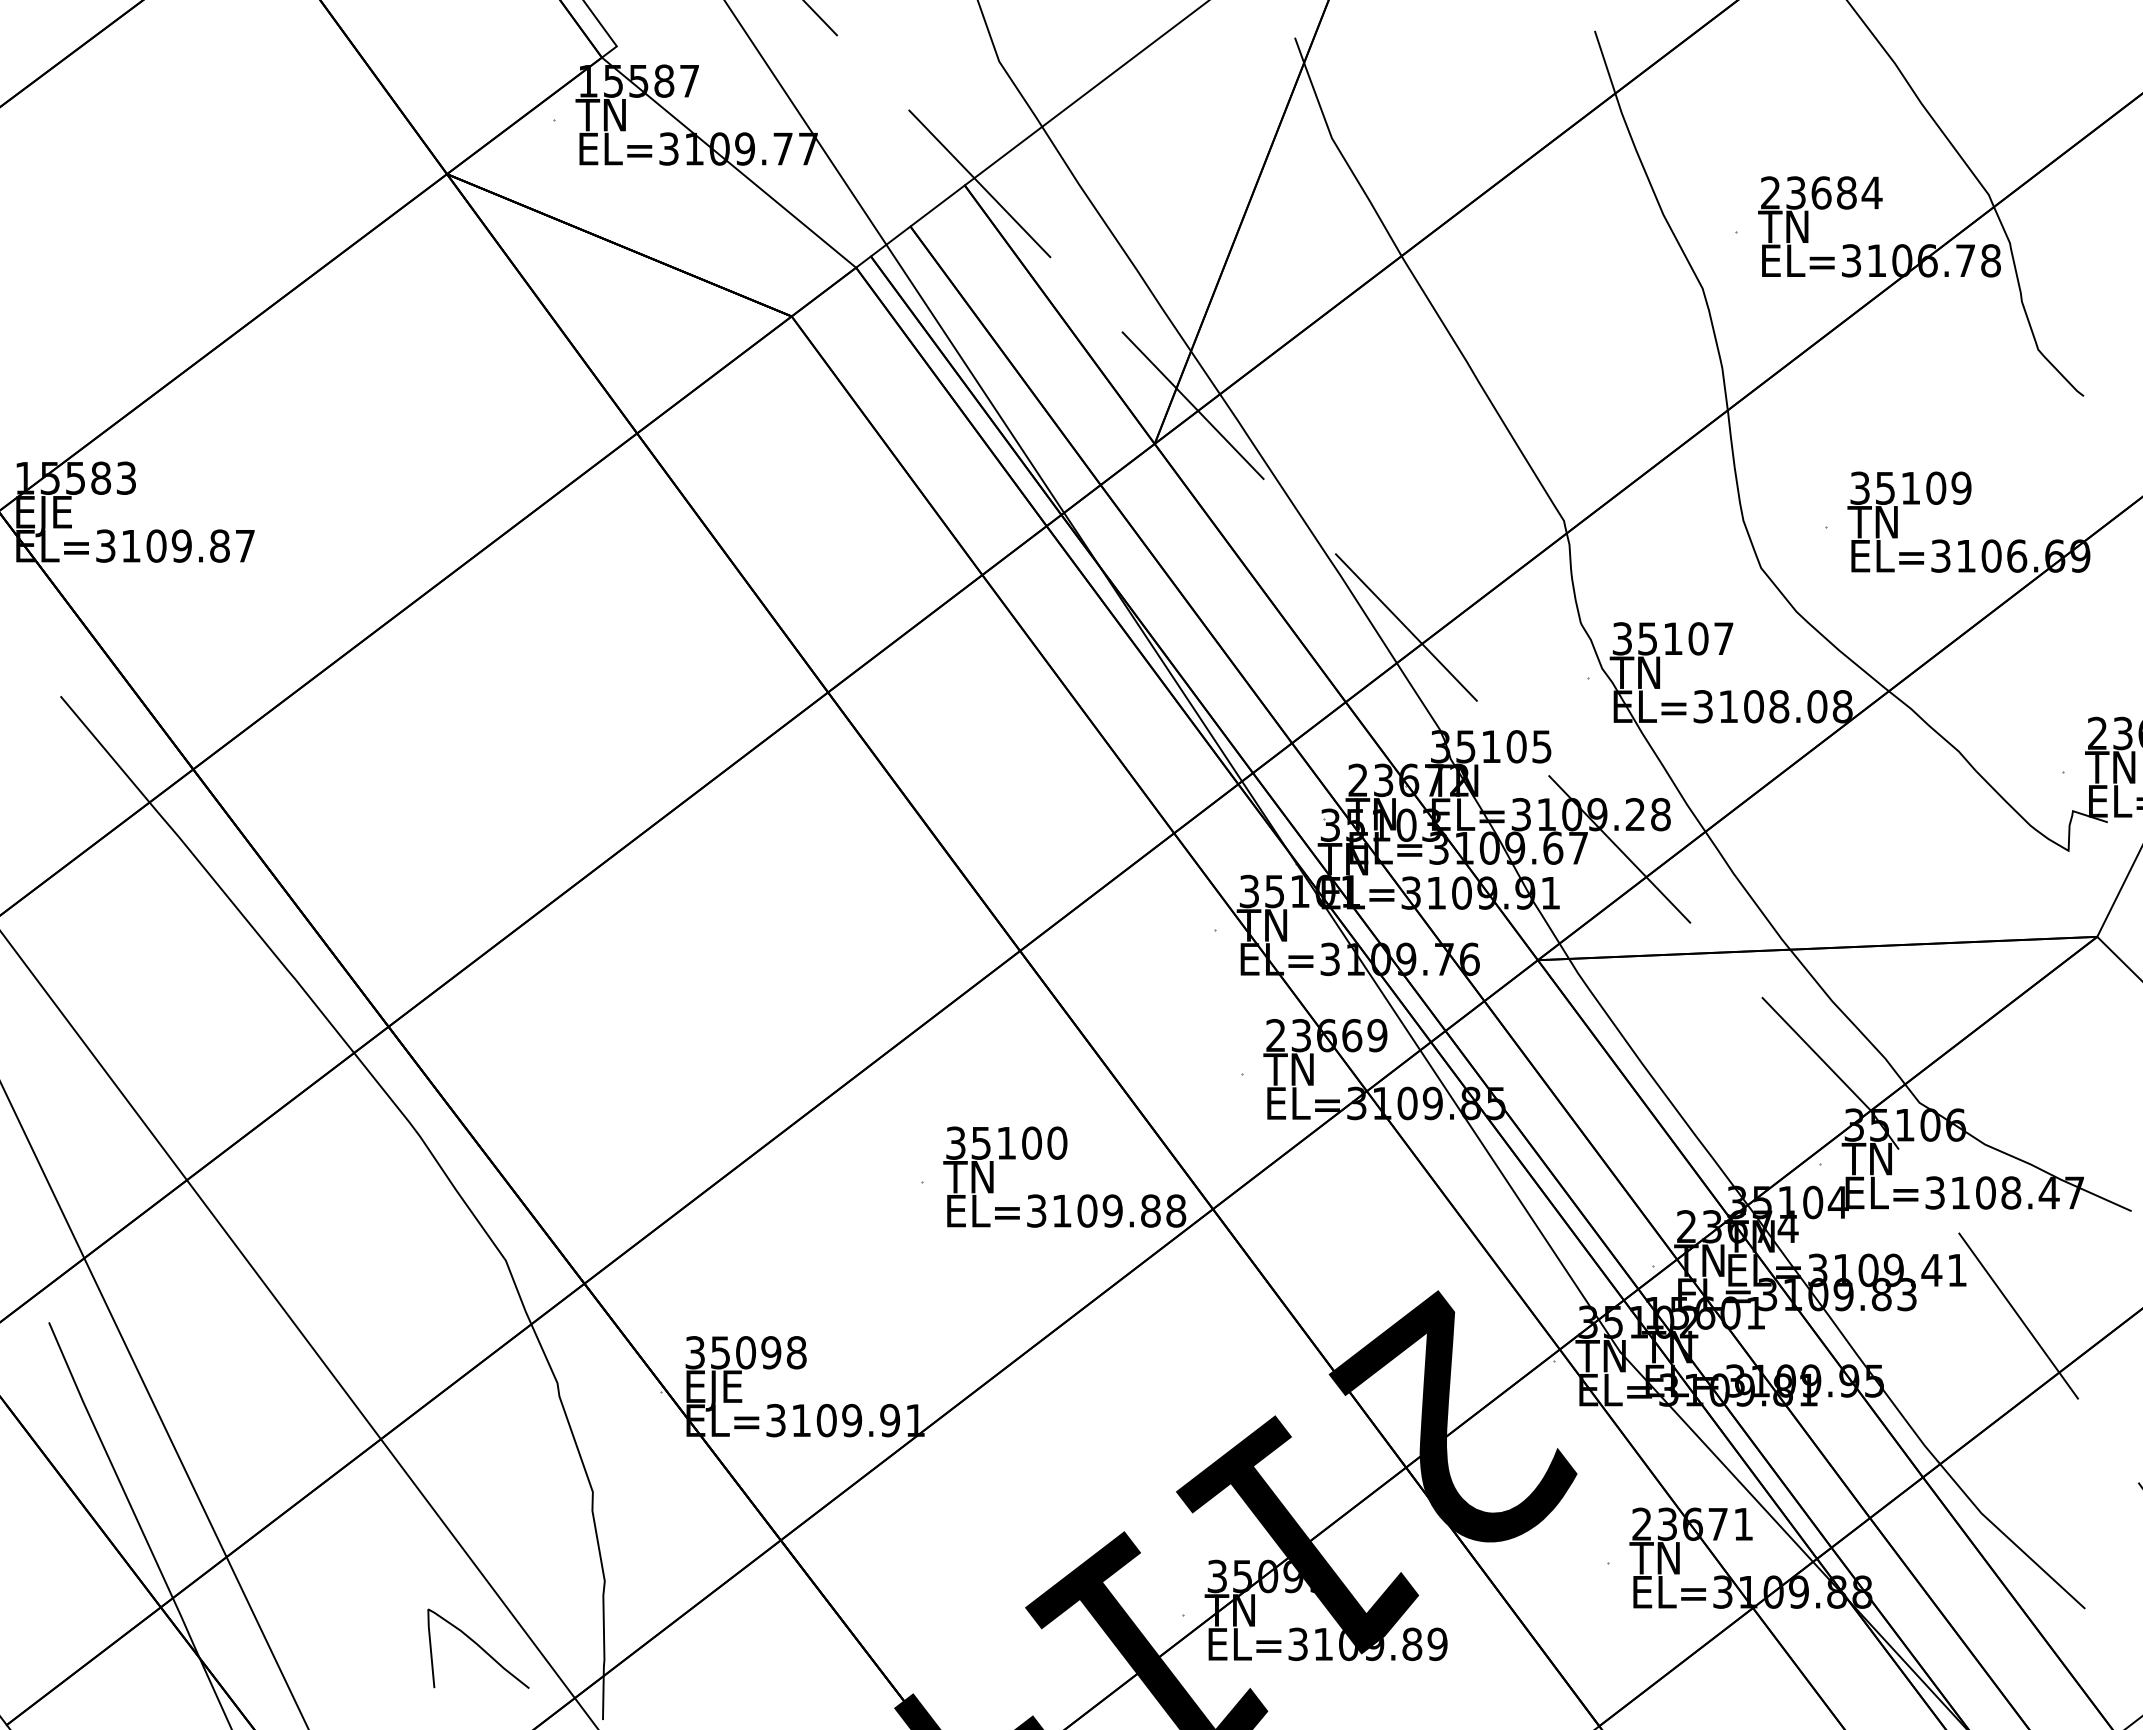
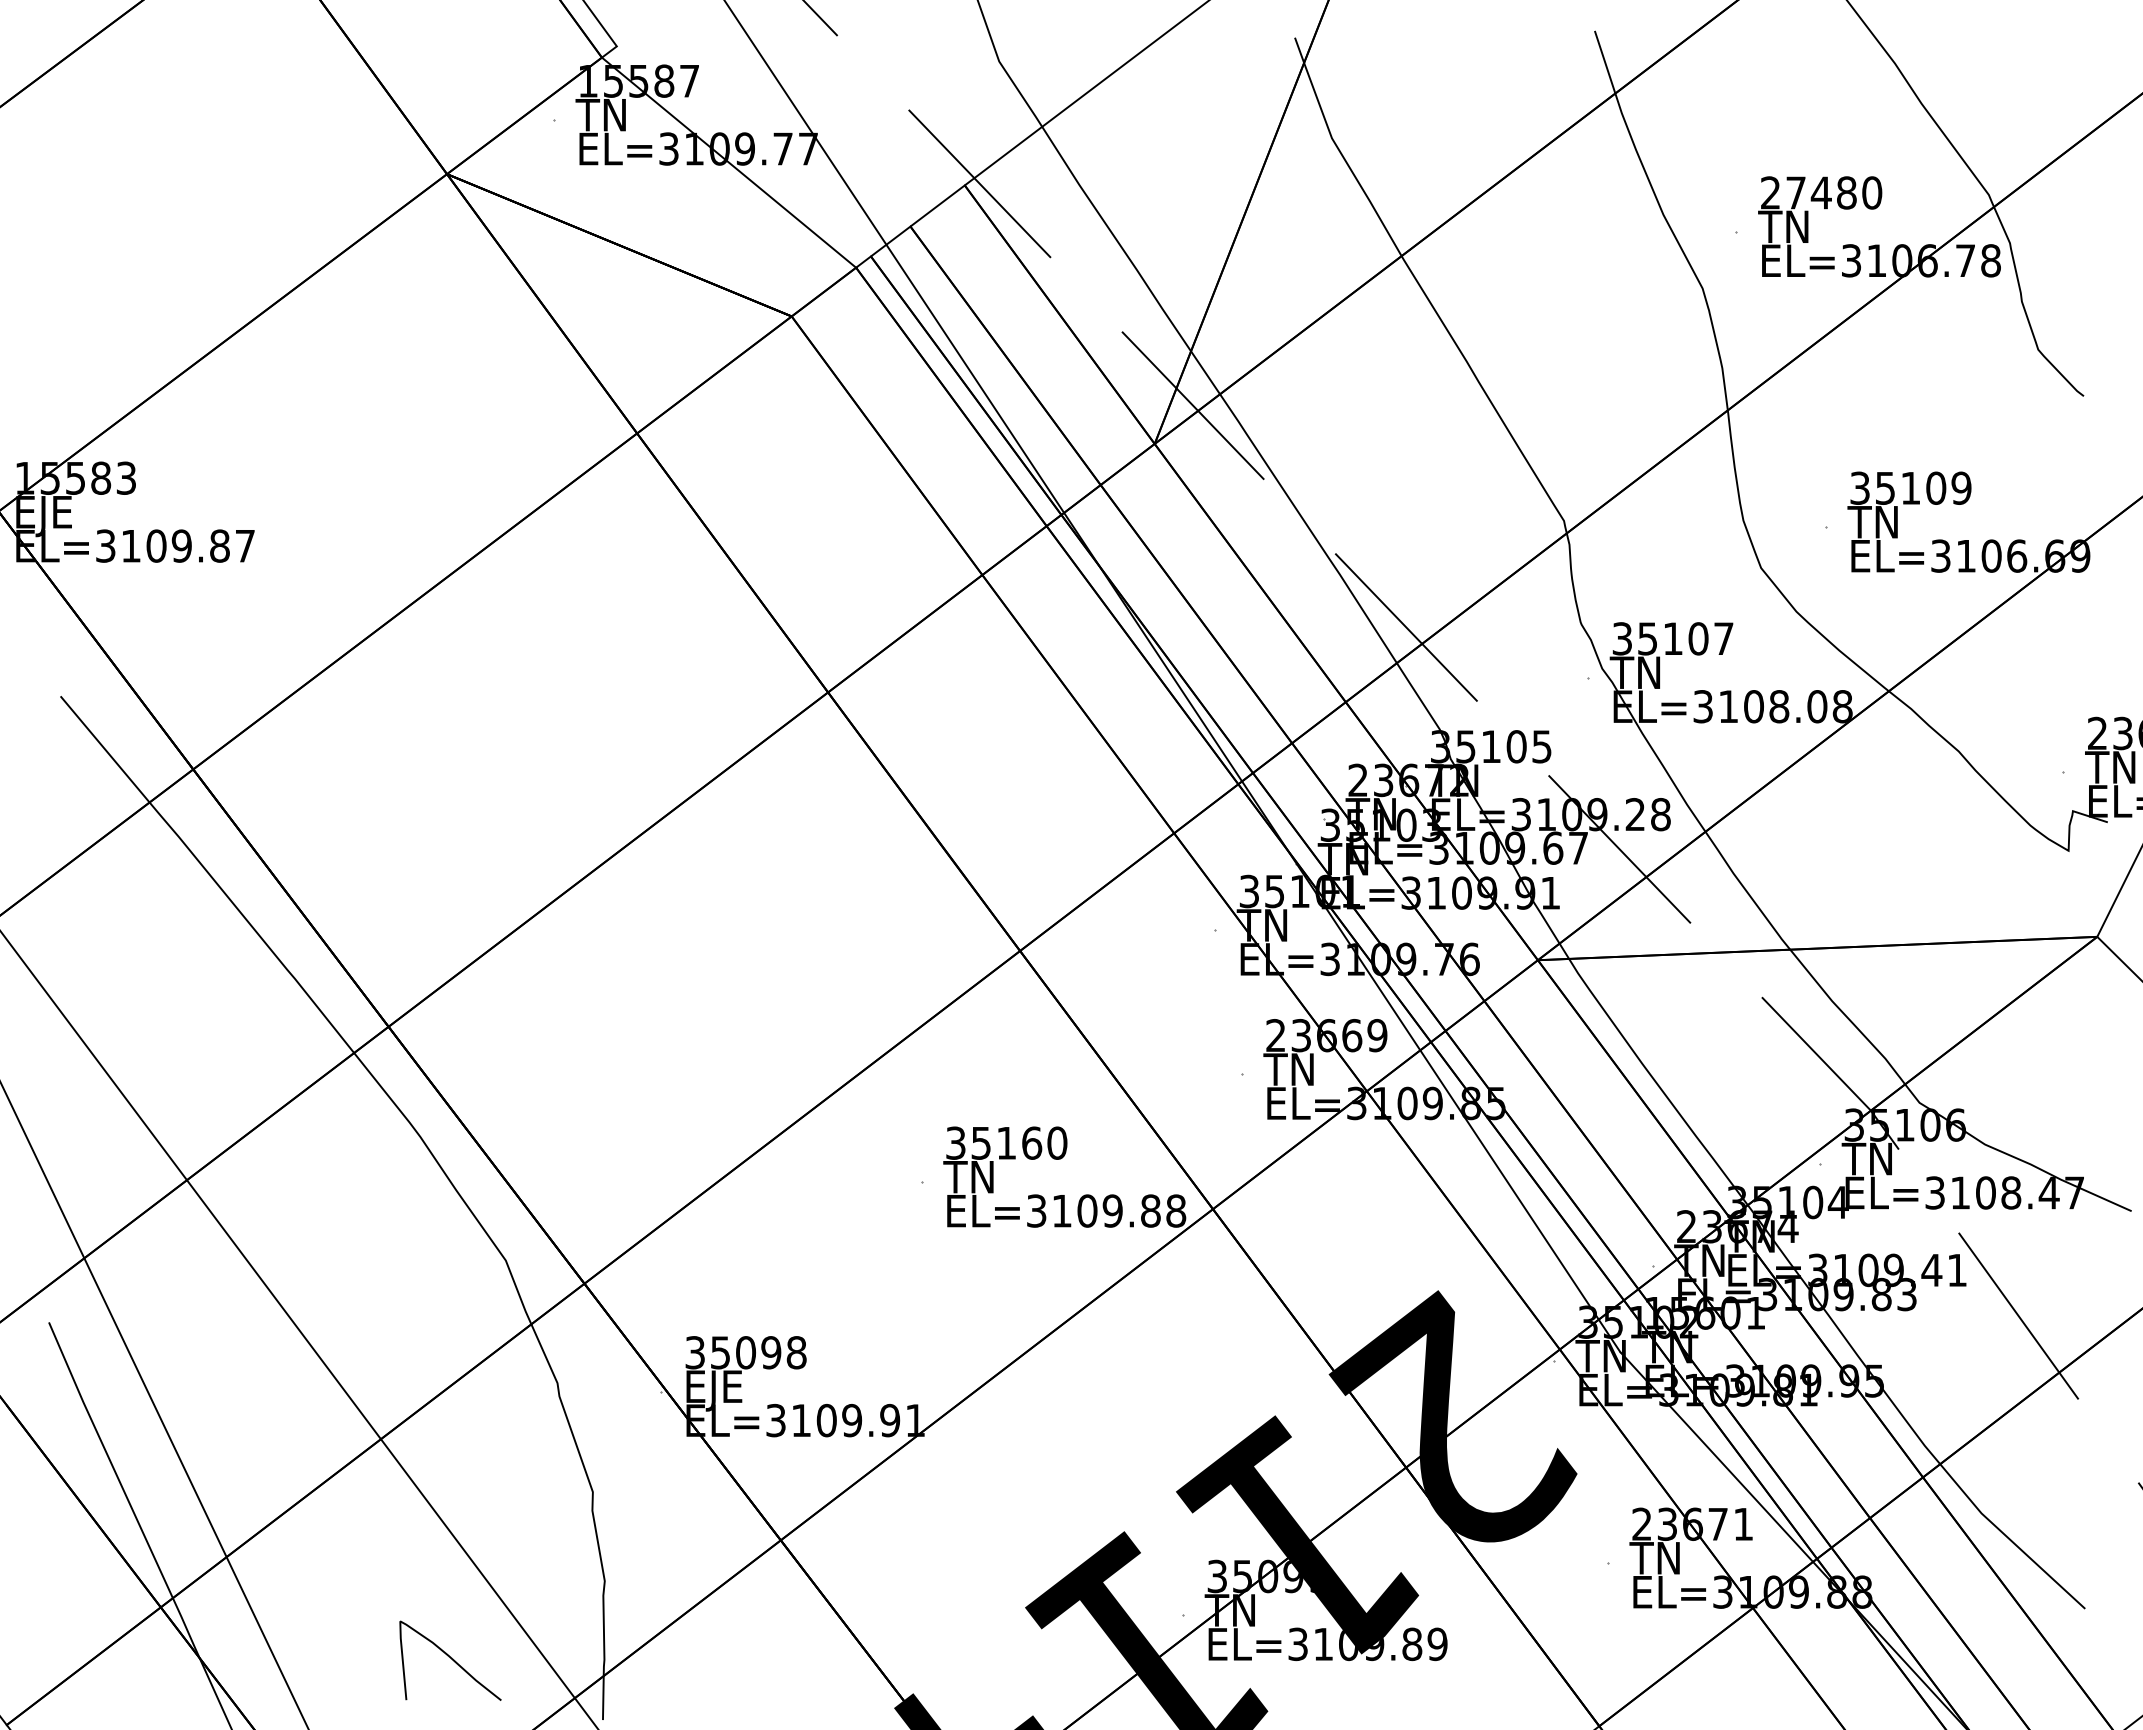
text: 23684 -> 27480 (1834, 192)
text: 35100 -> 35160 (1032, 1142)
curve position: (479, 1647) -> (451, 1659) (451, 1659)
